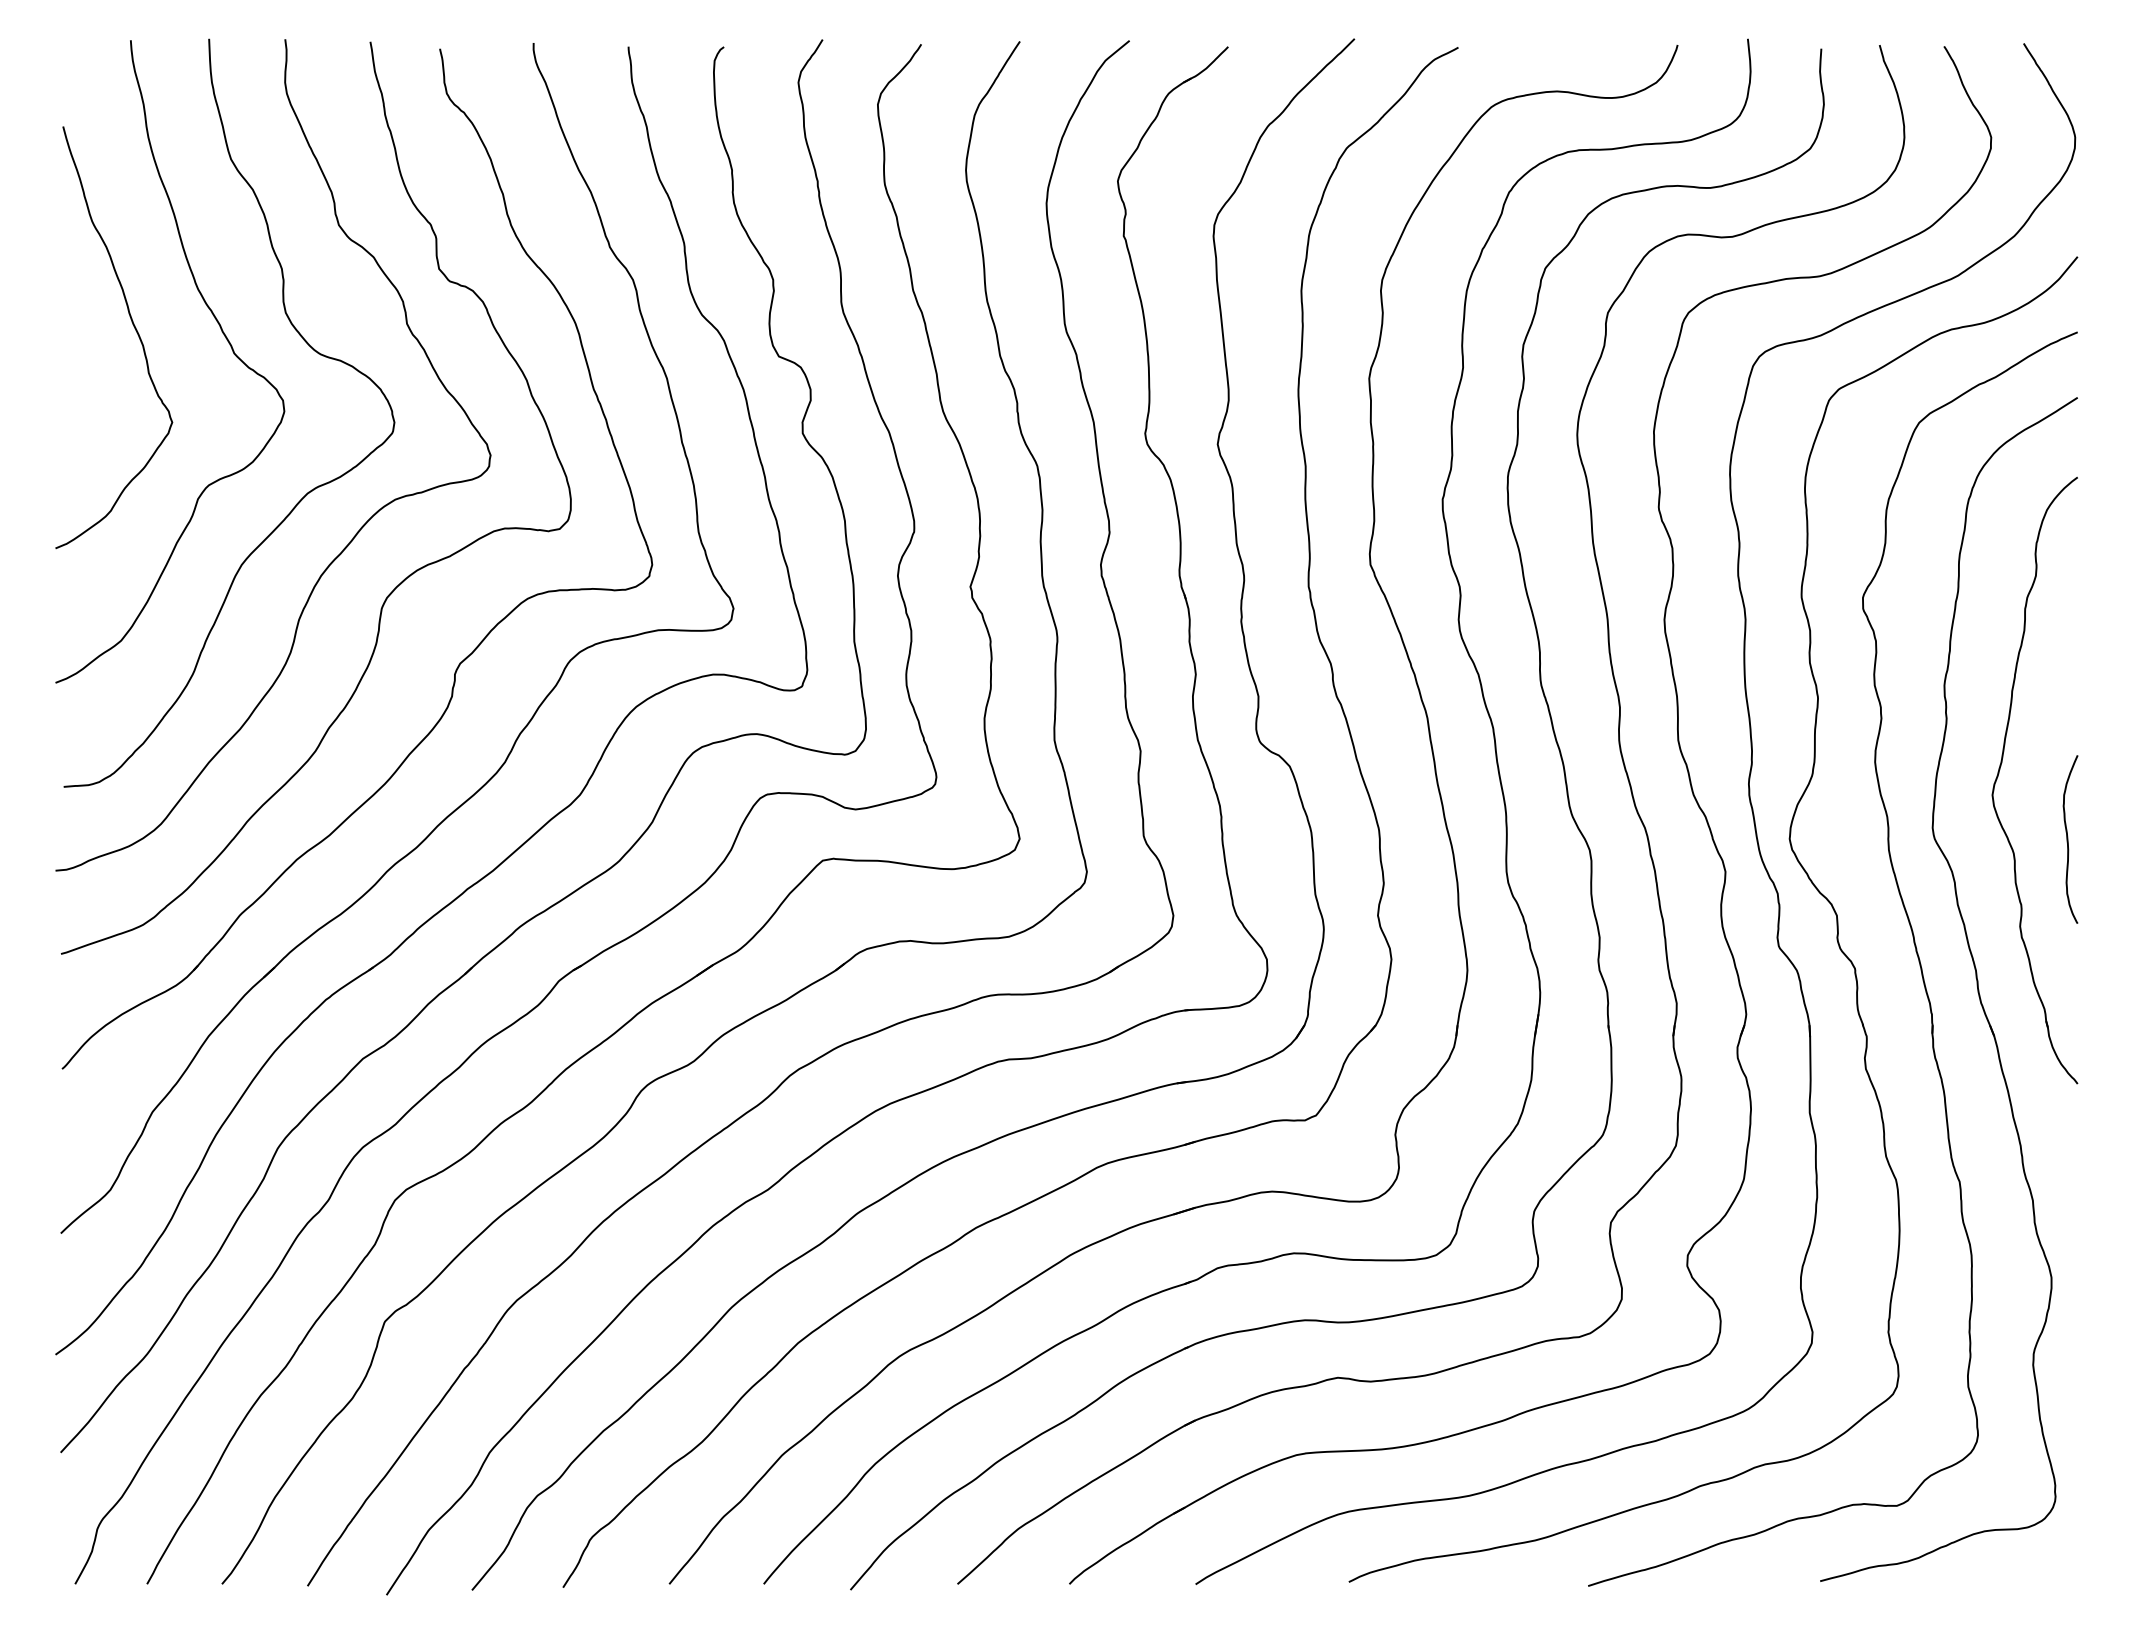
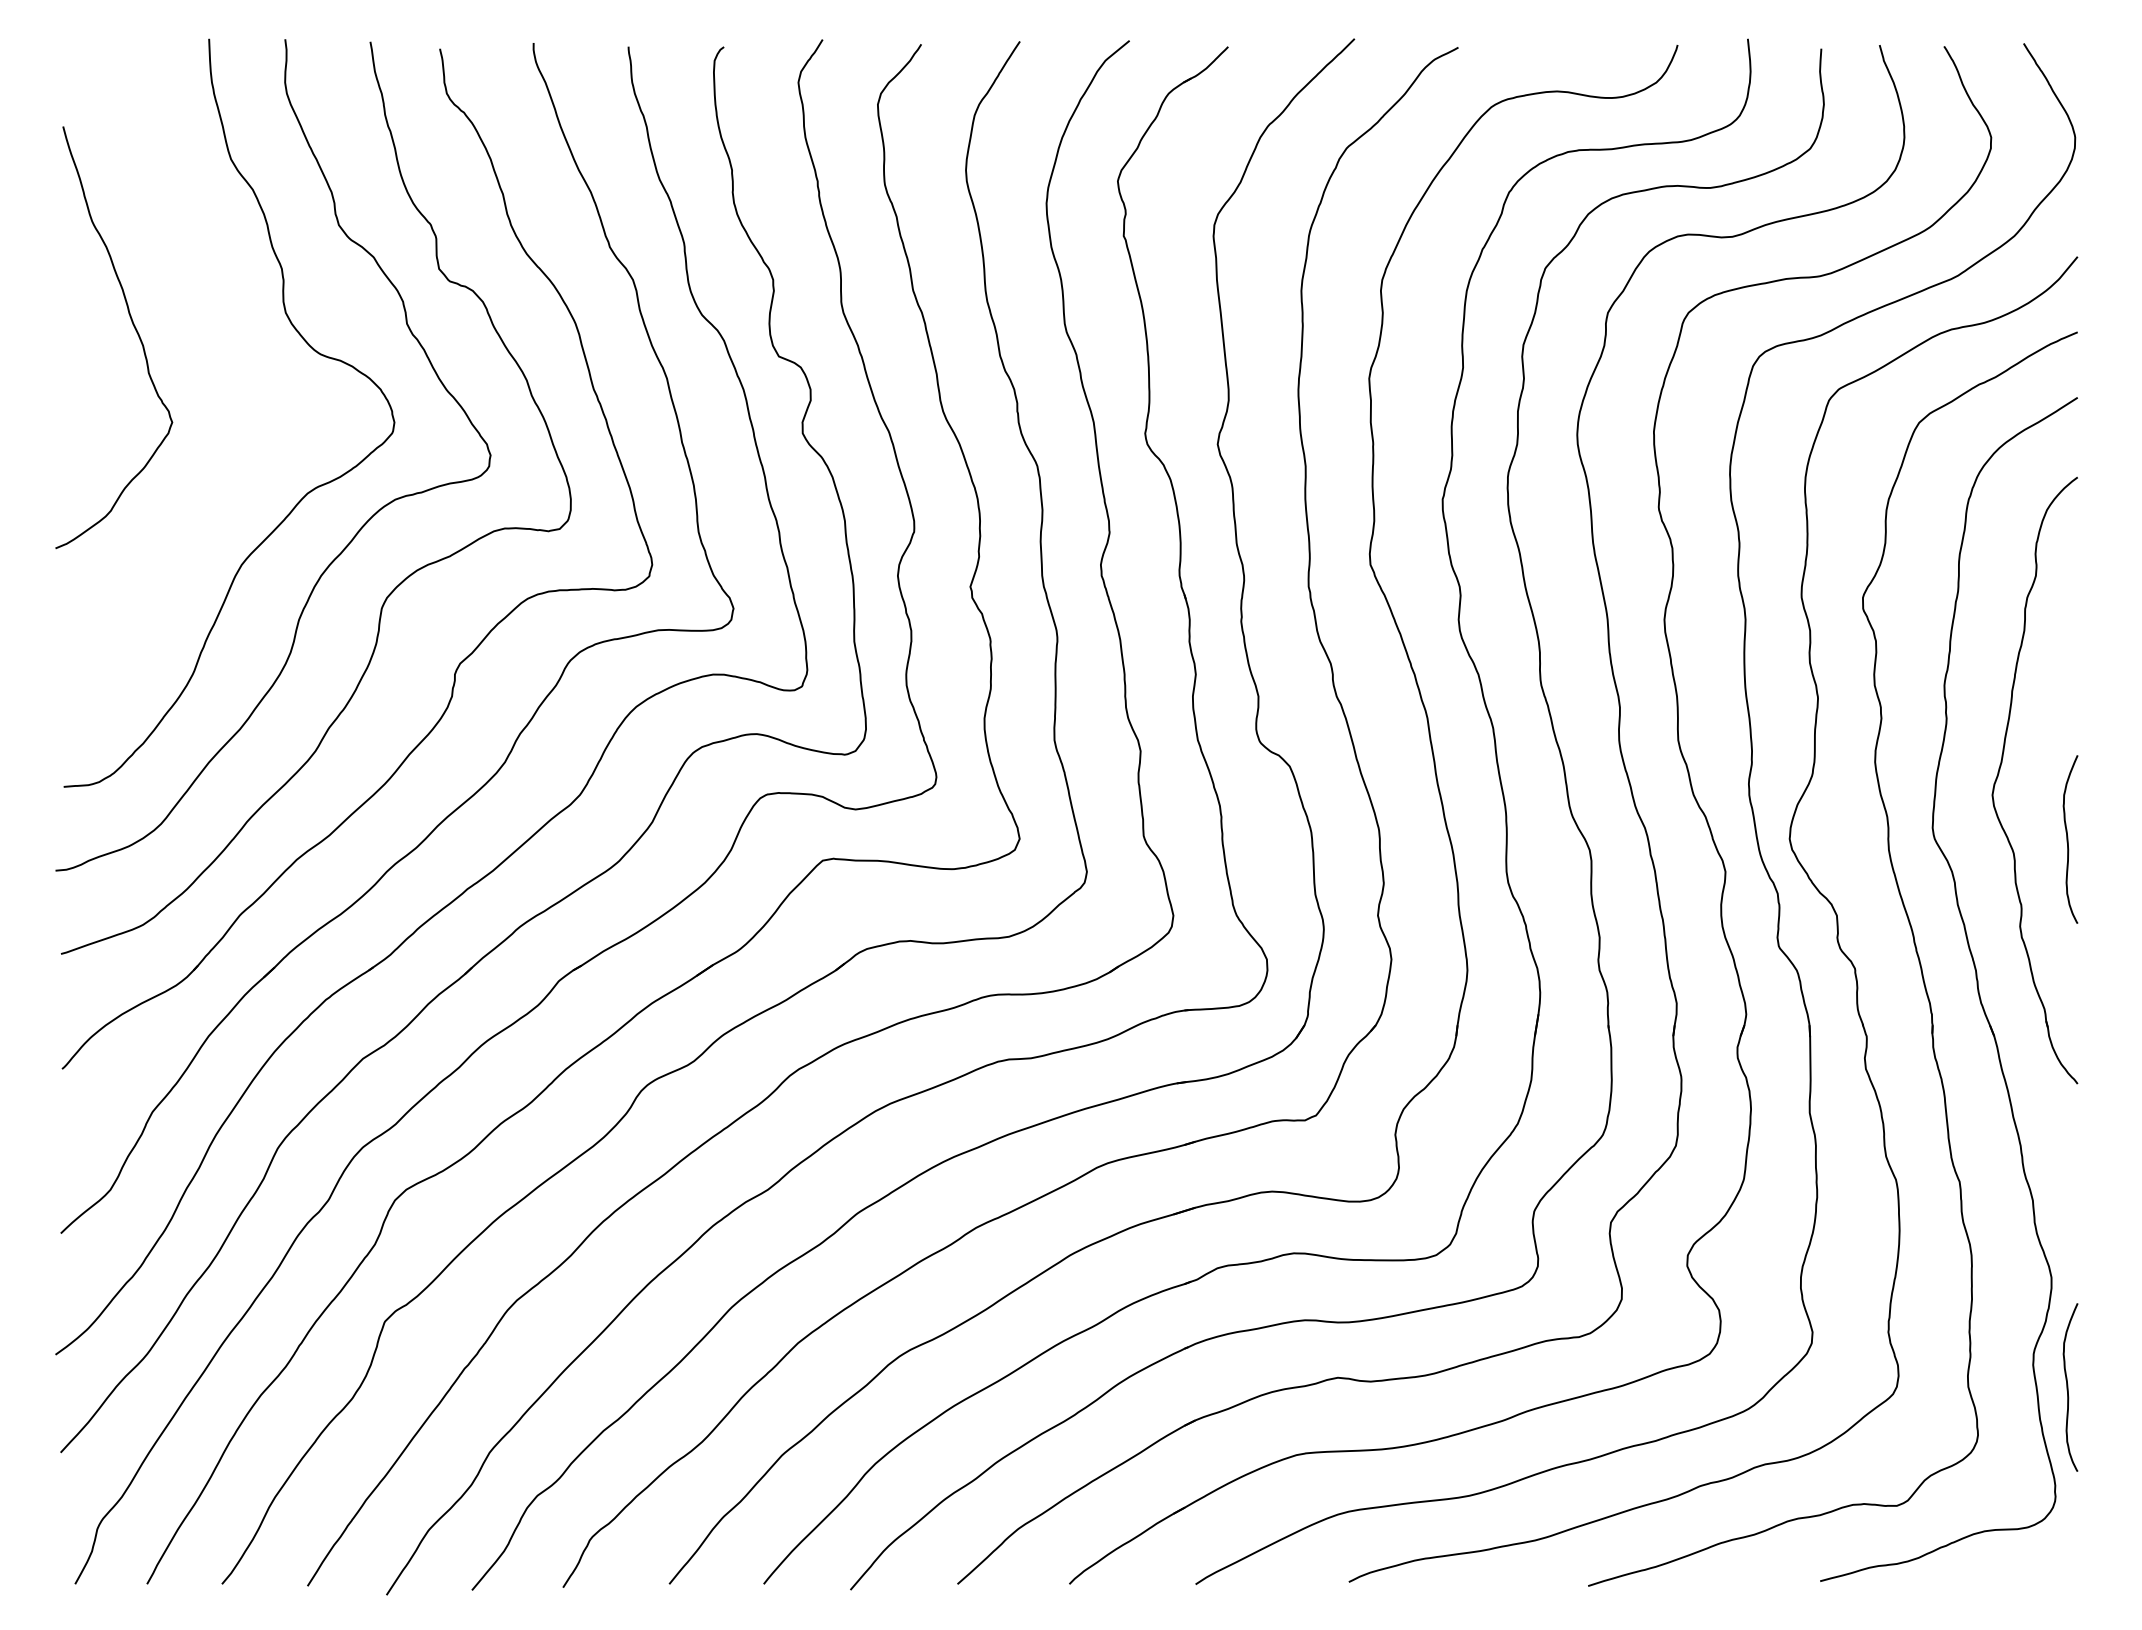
curve: present -> none (222, 333)
curve: none -> present (2068, 1387)
